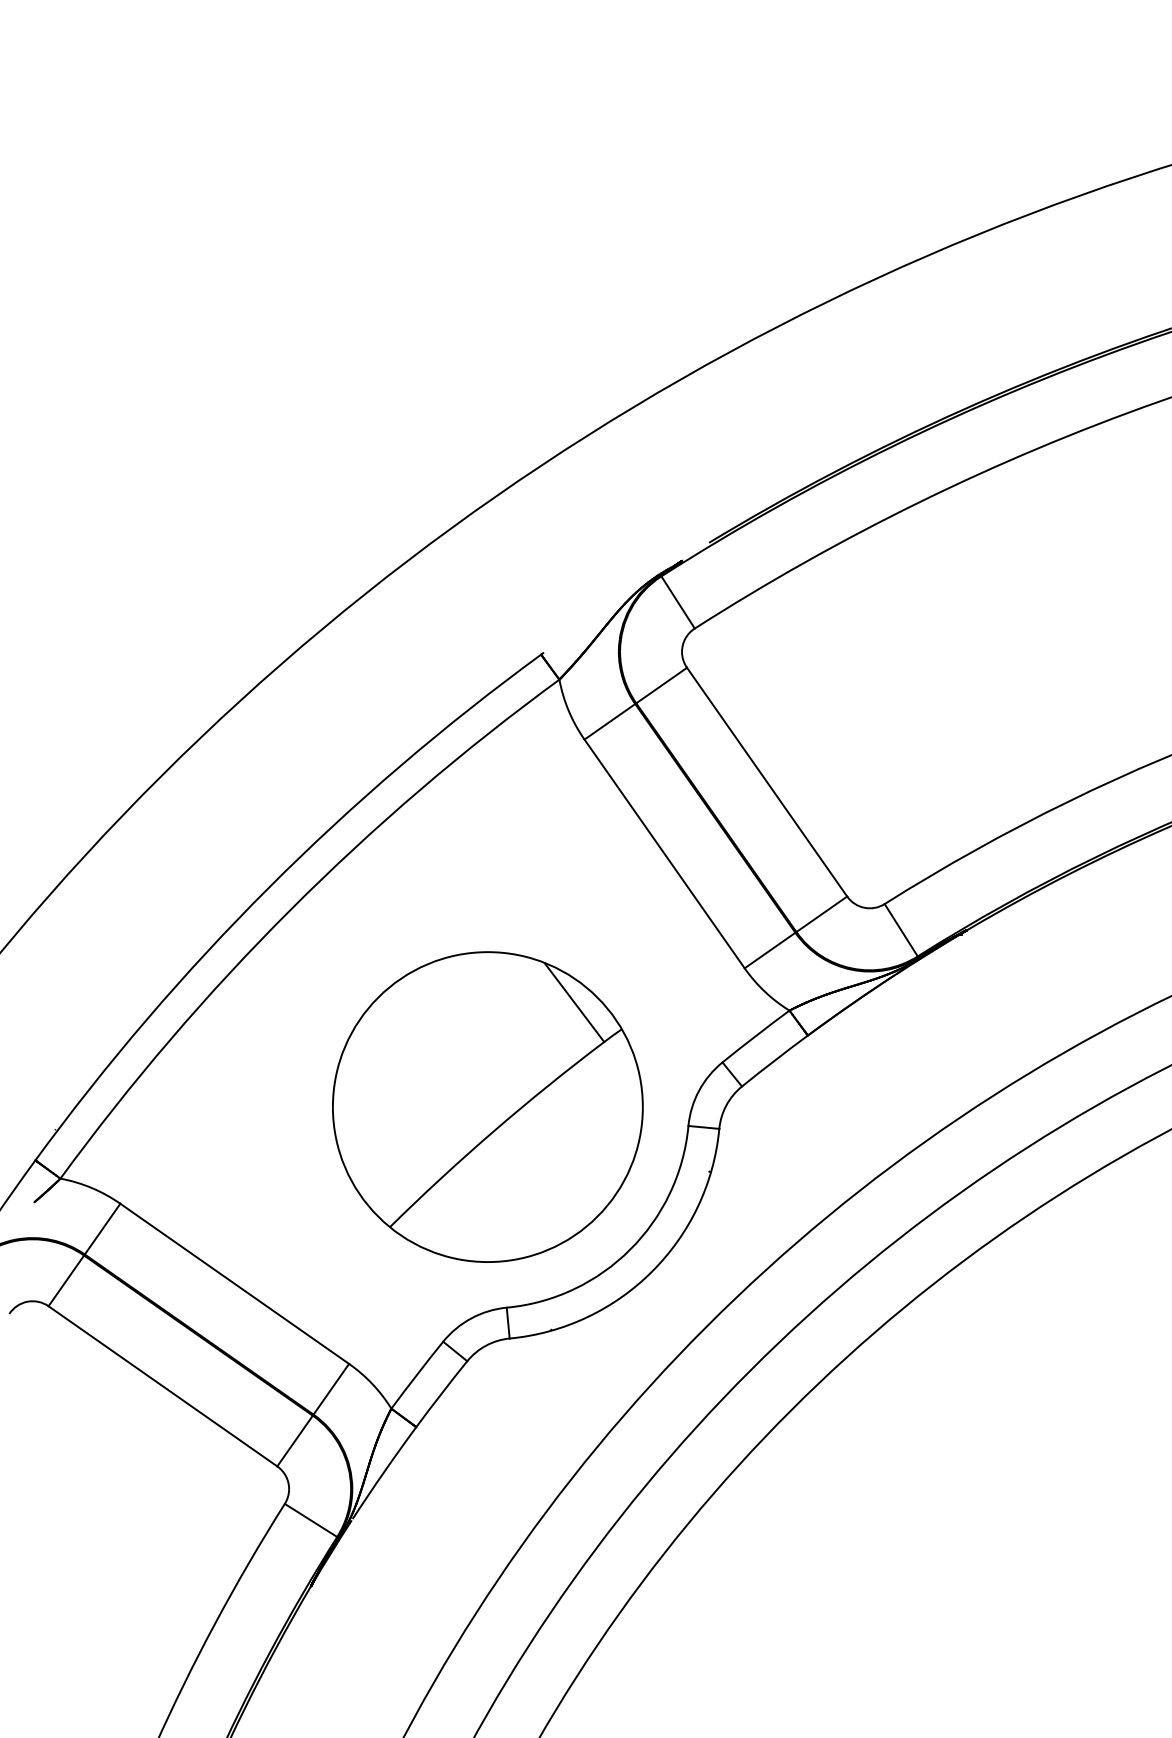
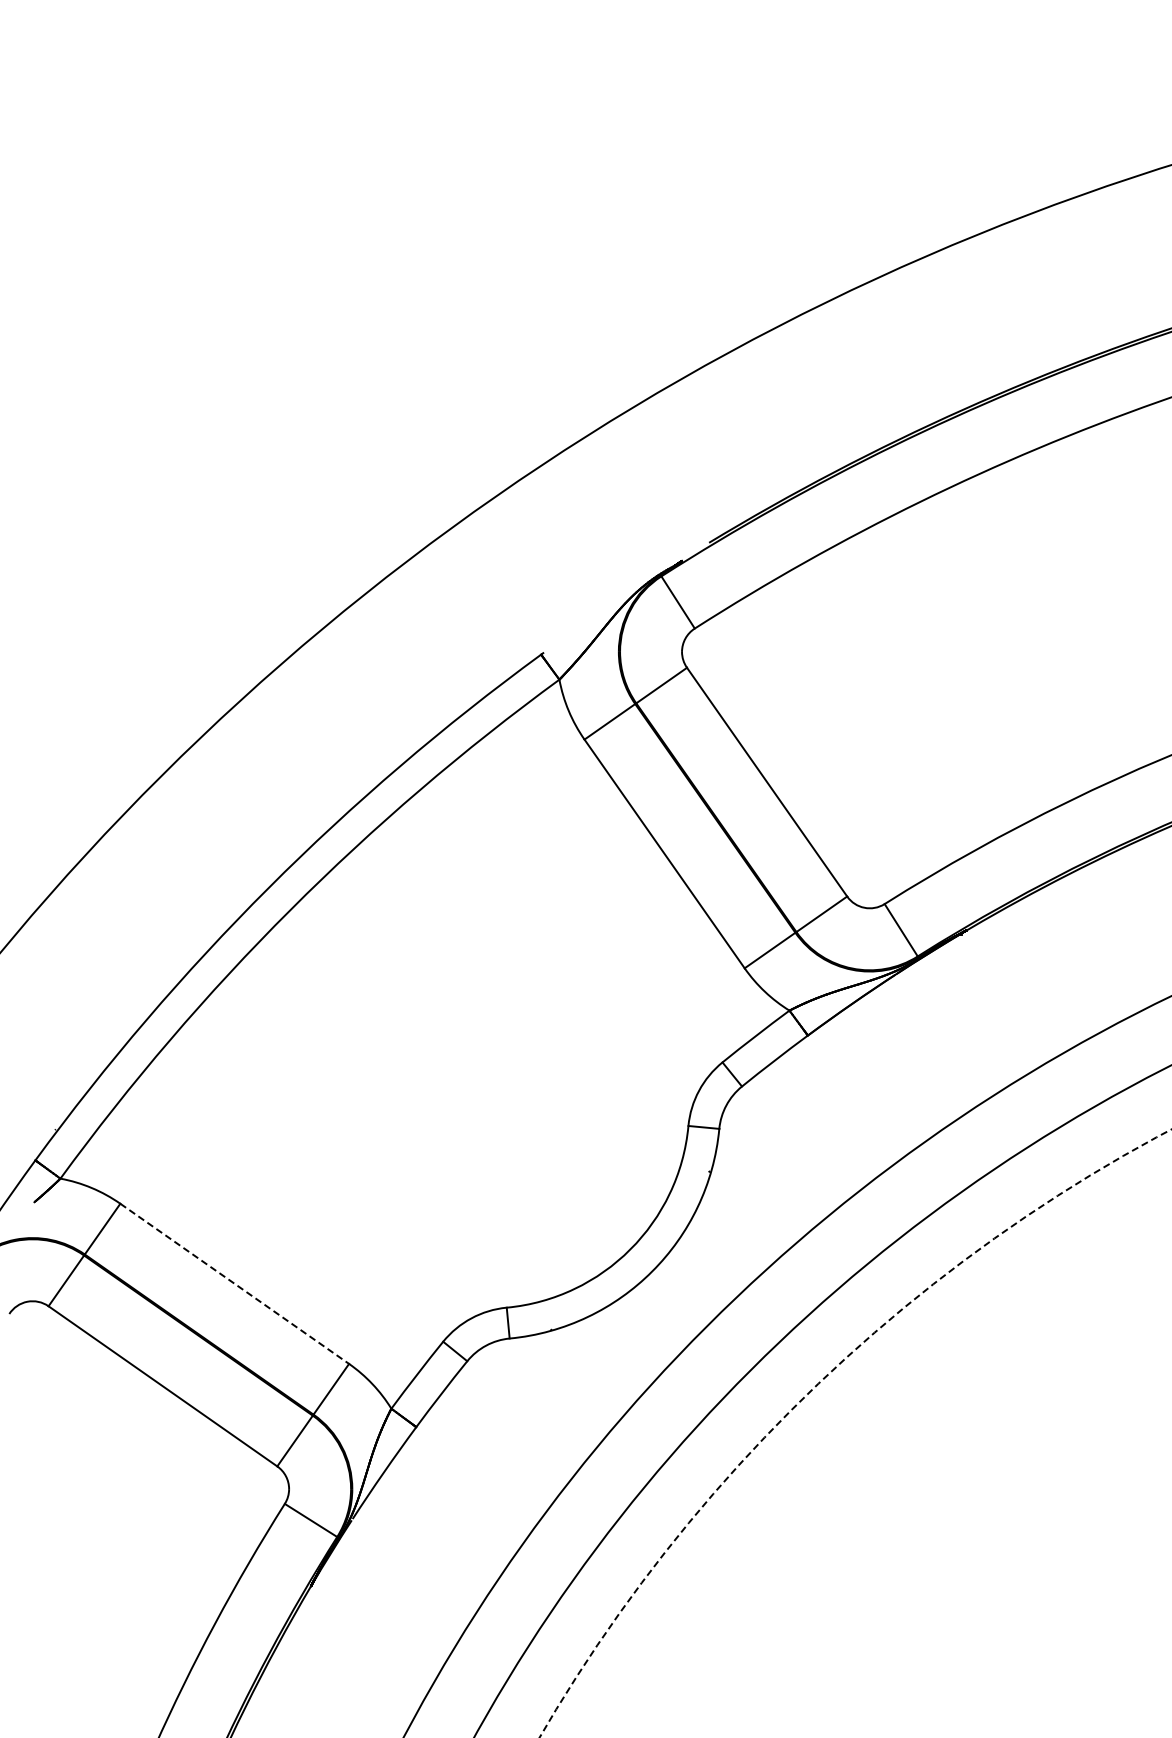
part: present -> none (487, 1106)
line: solid -> dashed (234, 1283)
arc: solid -> dashed (812, 1389)
